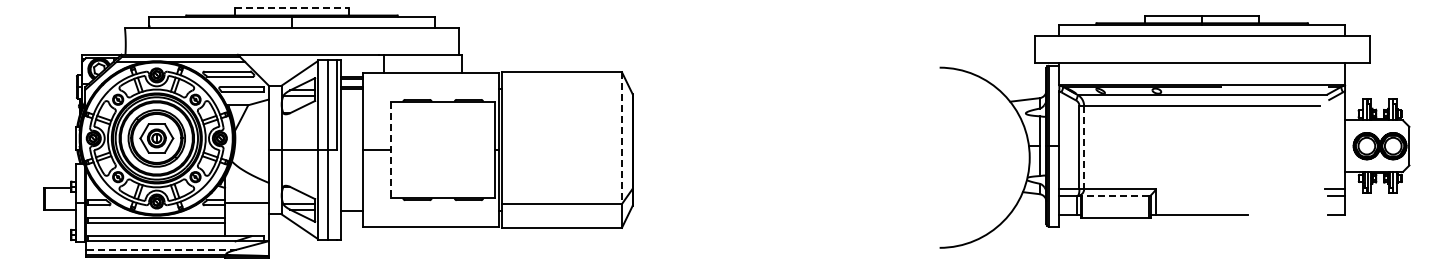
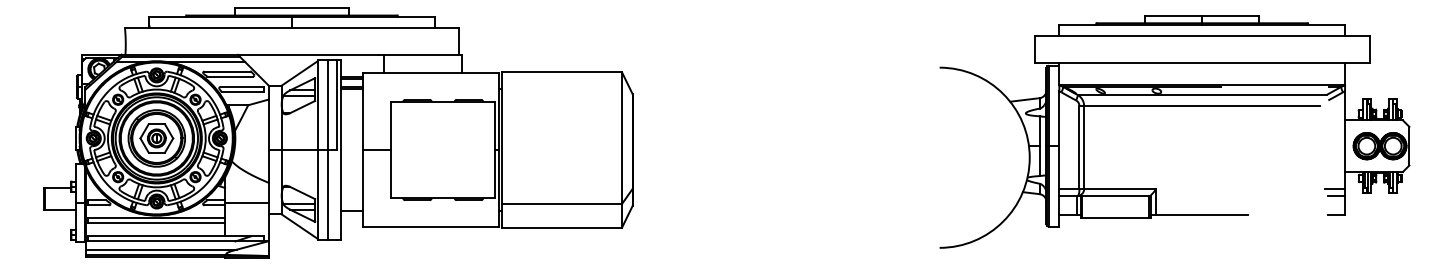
line: dashed -> solid (292, 7)
line: dashed -> solid (621, 138)
line: dashed -> solid (1084, 147)
line: dashed -> solid (391, 150)
line: dashed -> solid (1115, 195)
line: dashed -> solid (160, 249)
